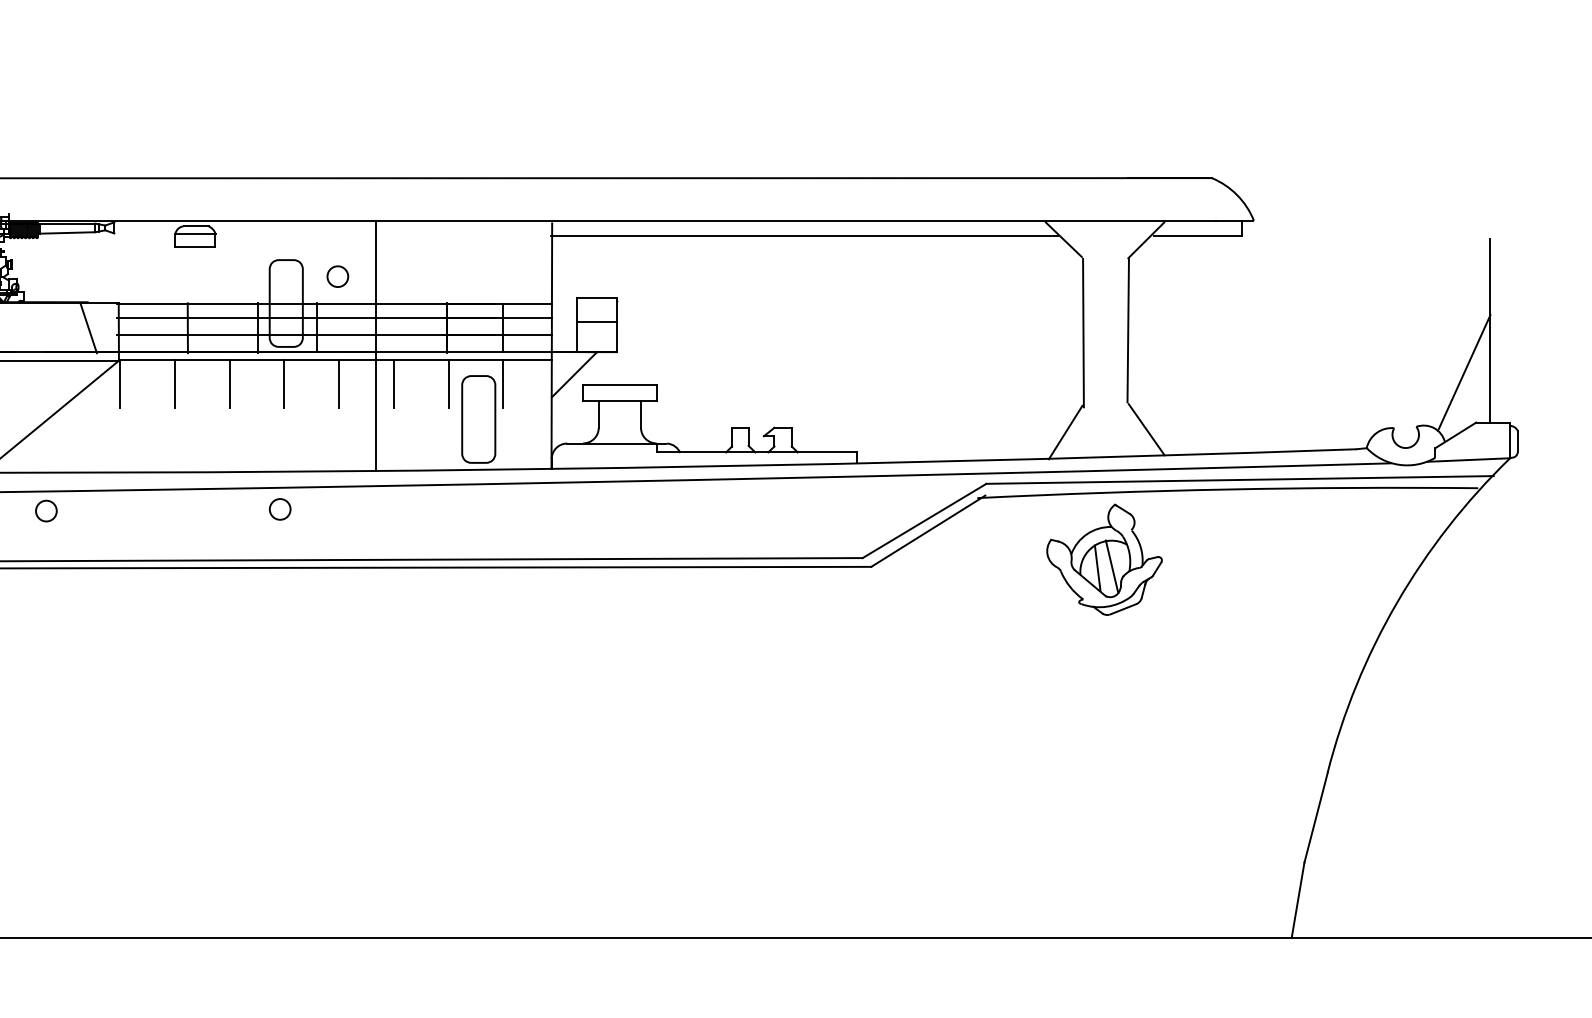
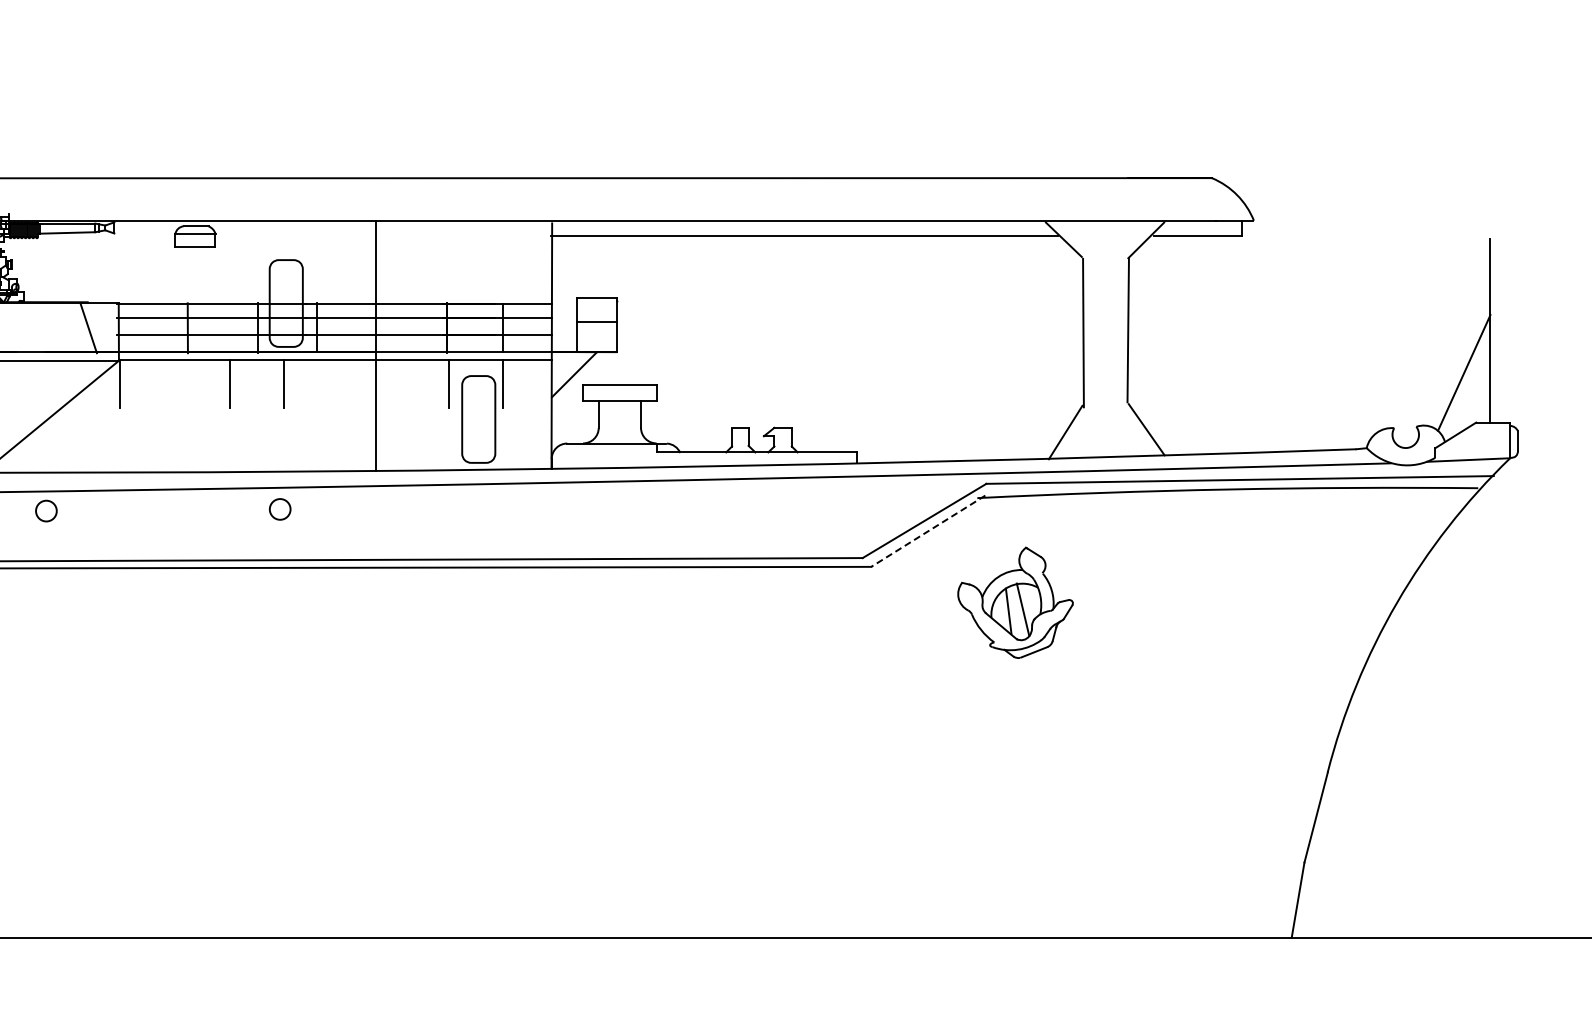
circle: present -> none (337, 276)
line: present -> none (174, 383)
line: present -> none (339, 383)
line: present -> none (393, 383)
line: solid -> dashed (927, 531)
part position: (1104, 559) -> (1015, 602) (1015, 602)
